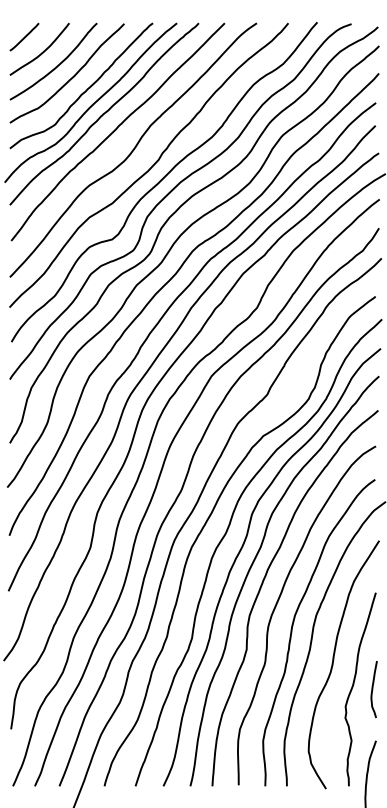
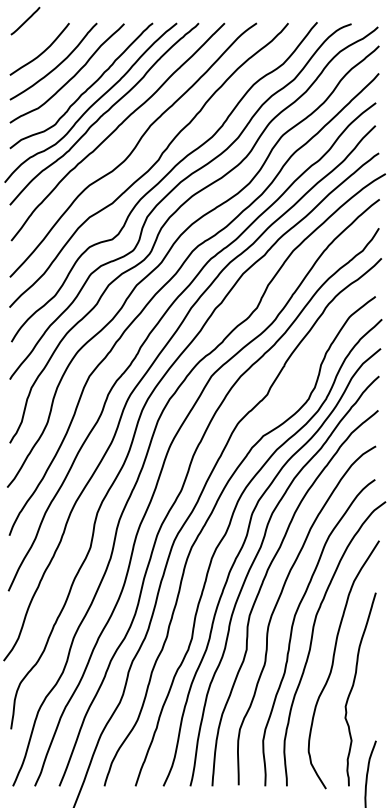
line position: (24, 36) -> (25, 20) (25, 20)
curve: present -> none (373, 689)
